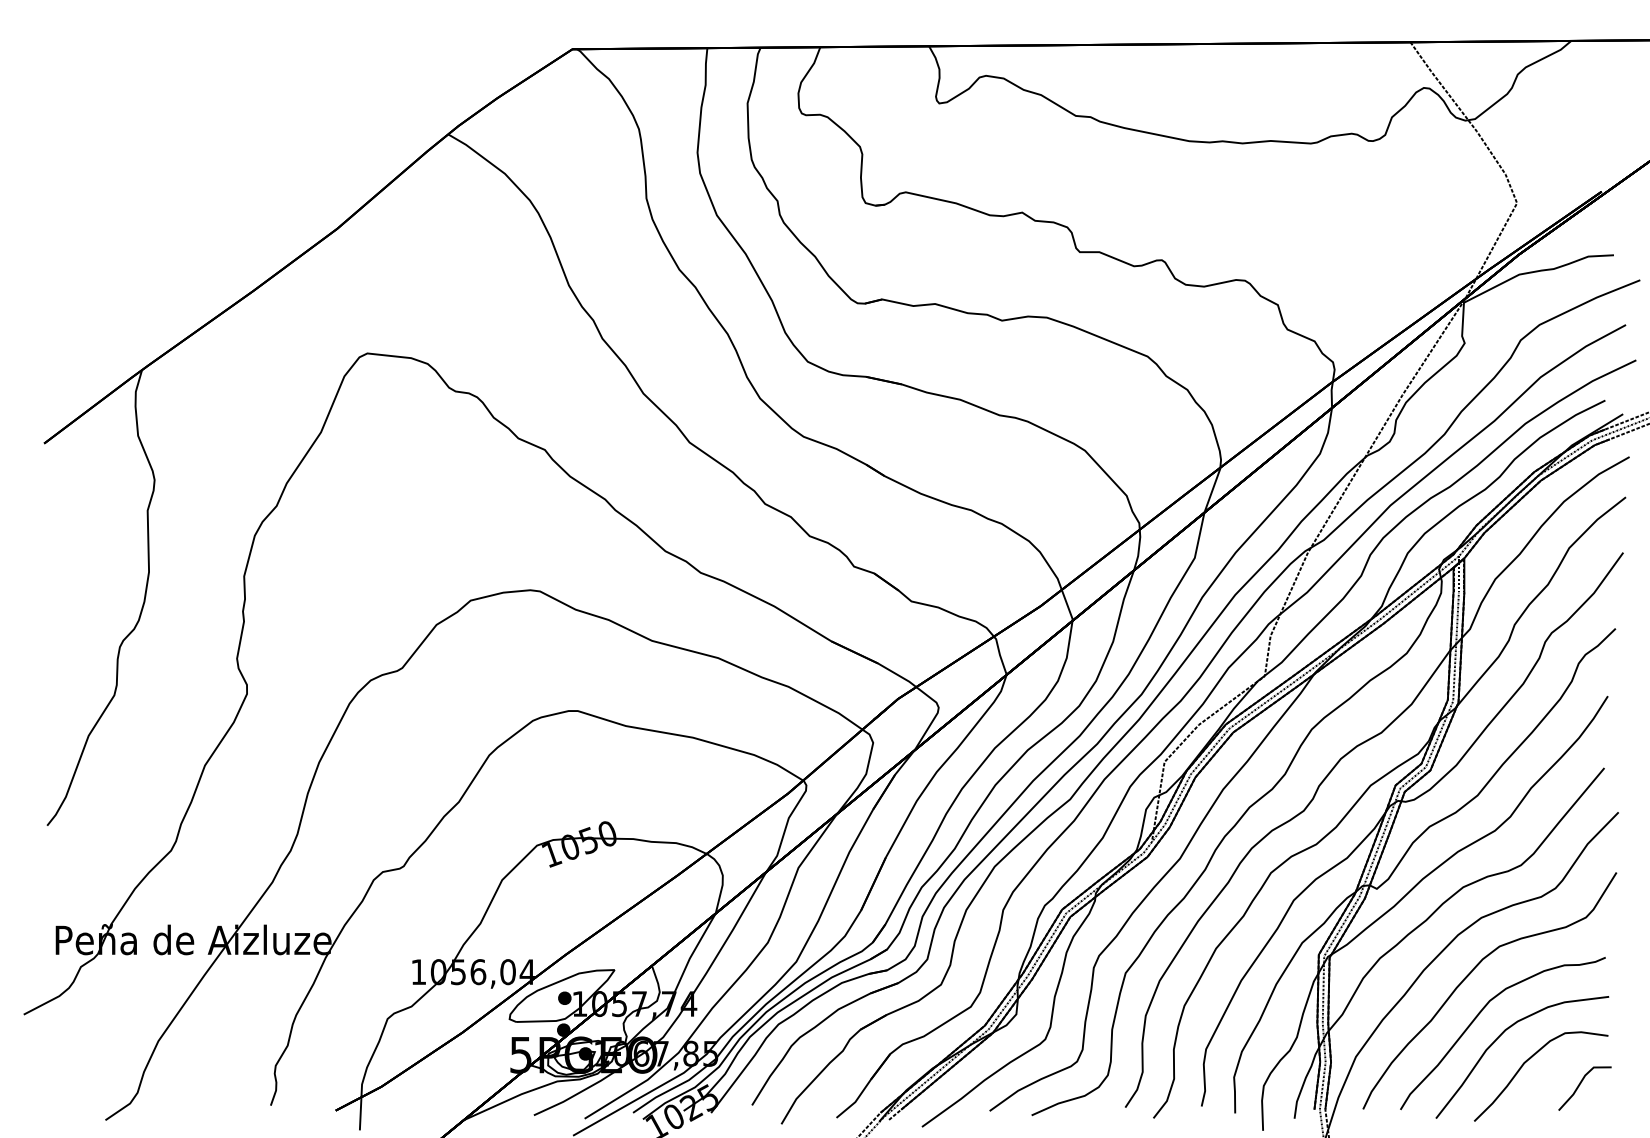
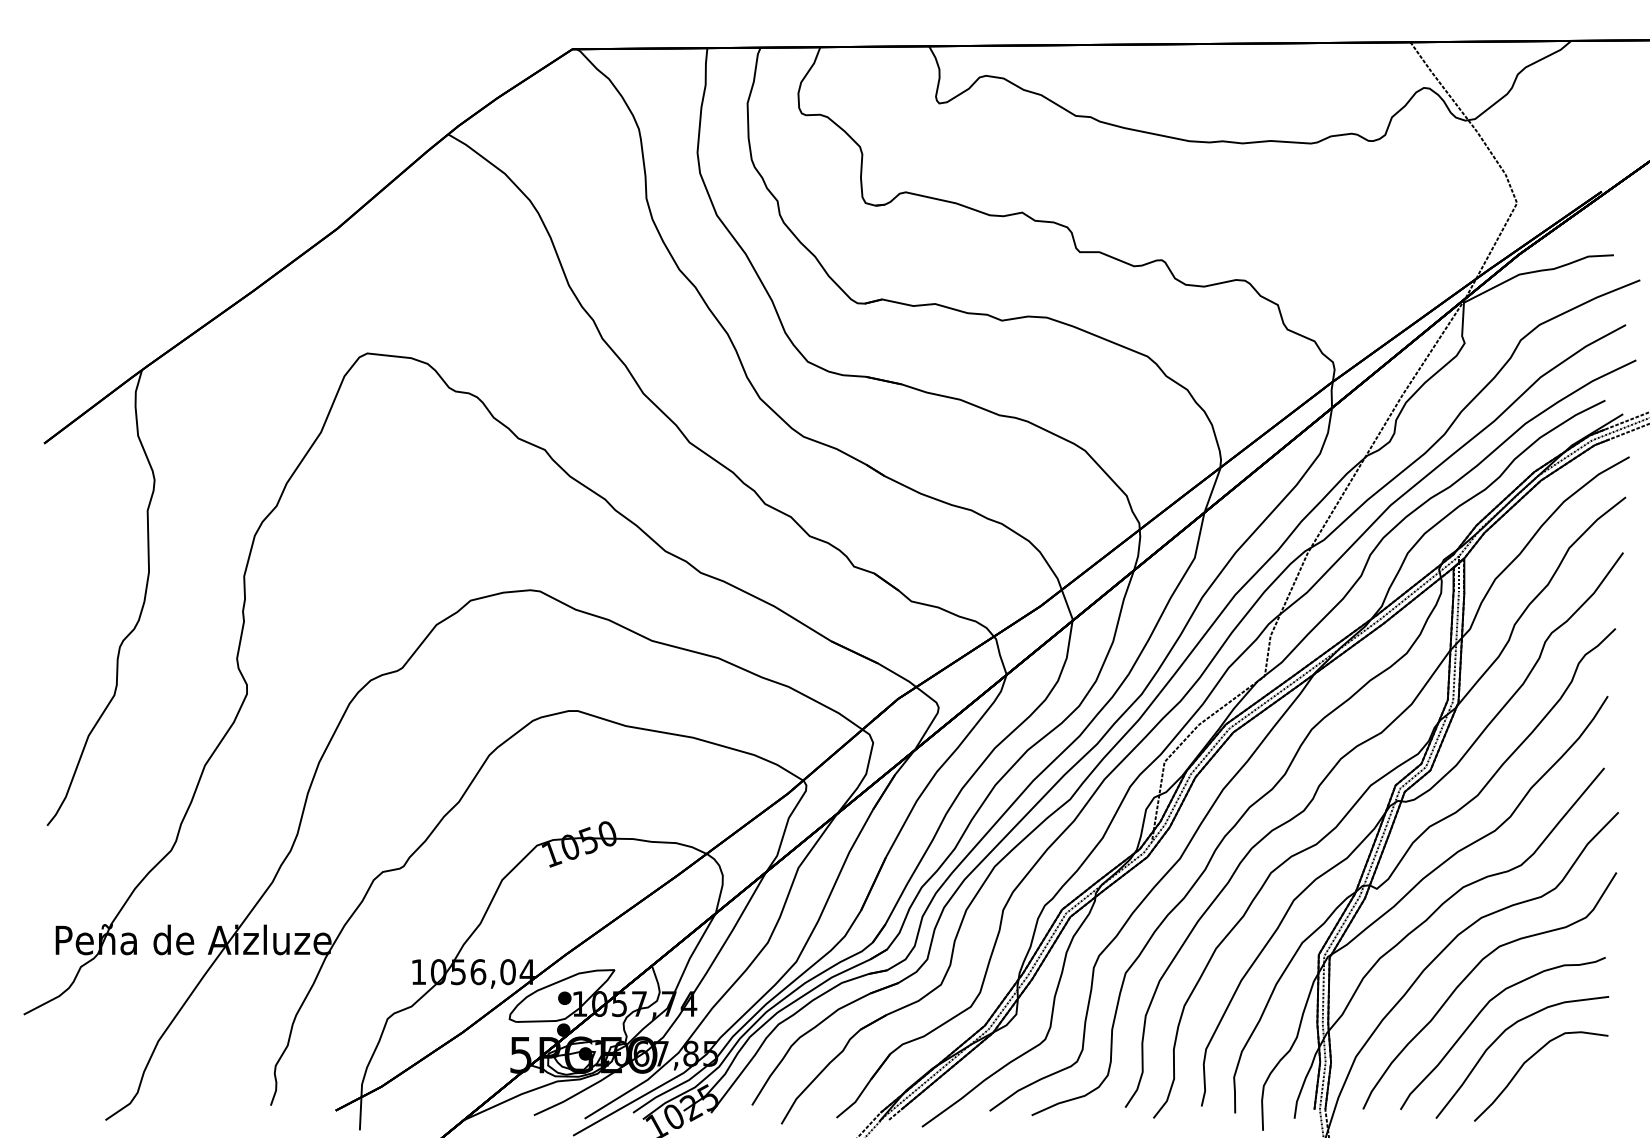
line: present -> none (1580, 1085)
